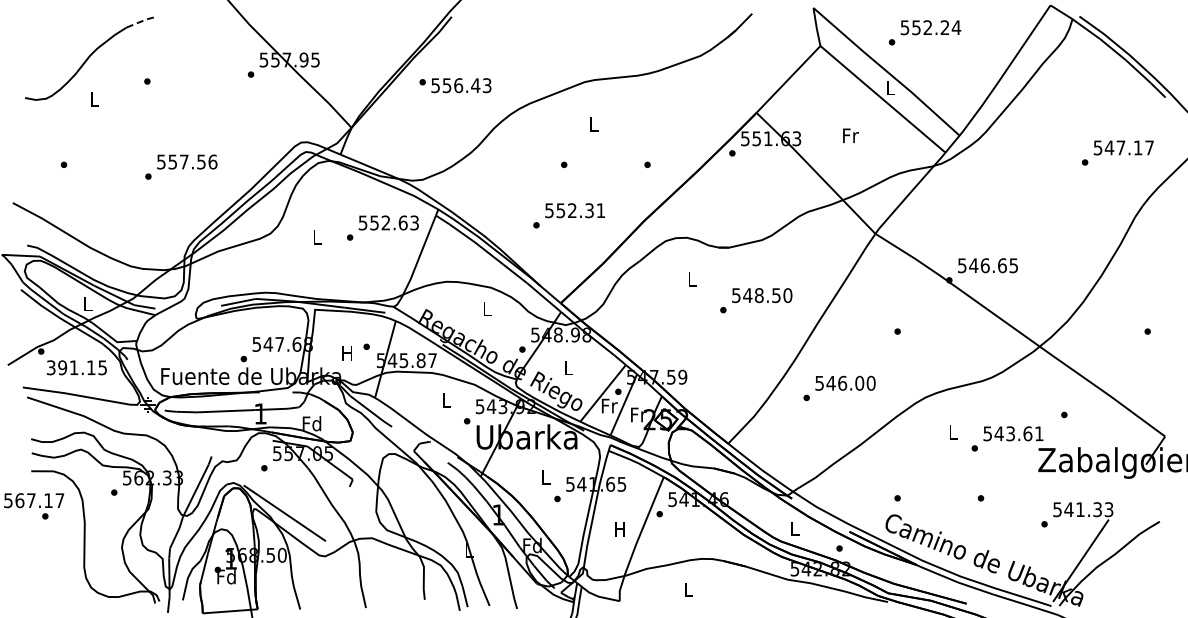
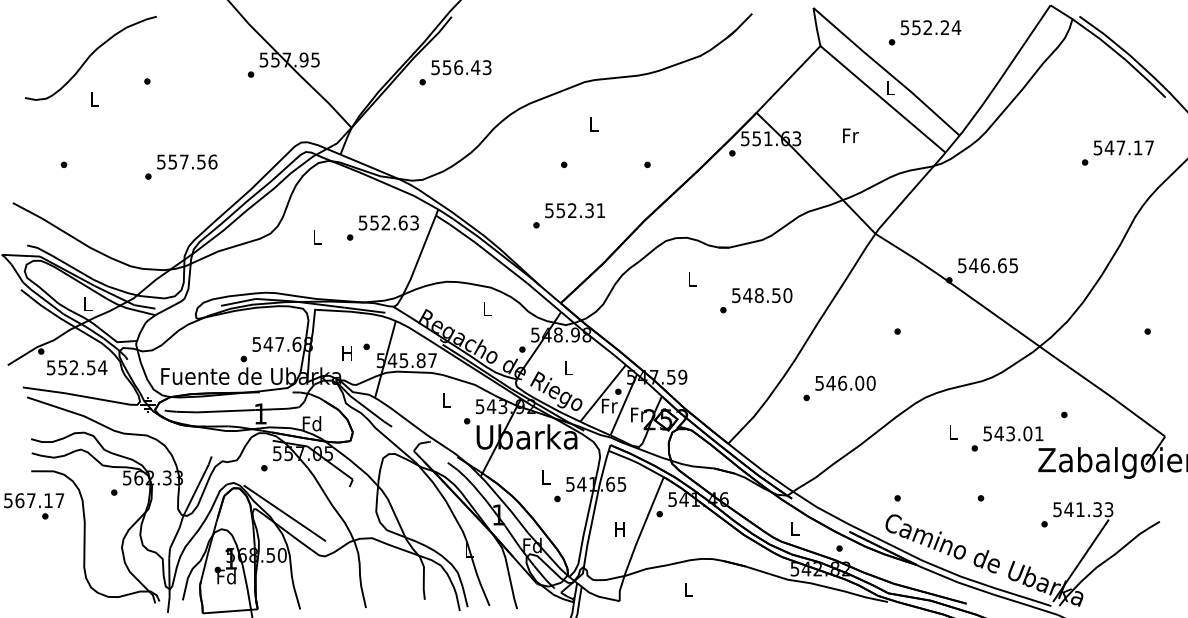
line: dashed -> solid (142, 21)
text position: (461, 85) -> (461, 67) (461, 67)
text: 391.15 -> 552.54 (77, 367)
text: 543.61 -> 543.01 (1027, 433)
